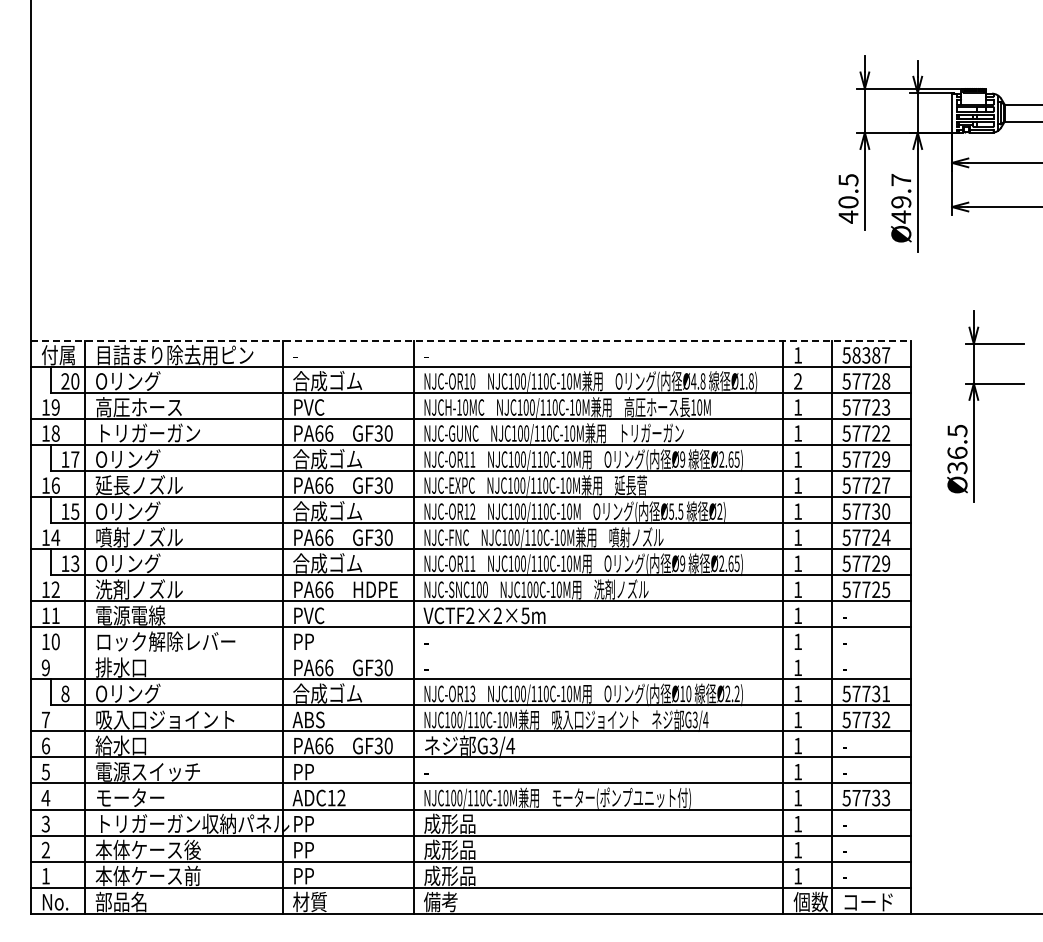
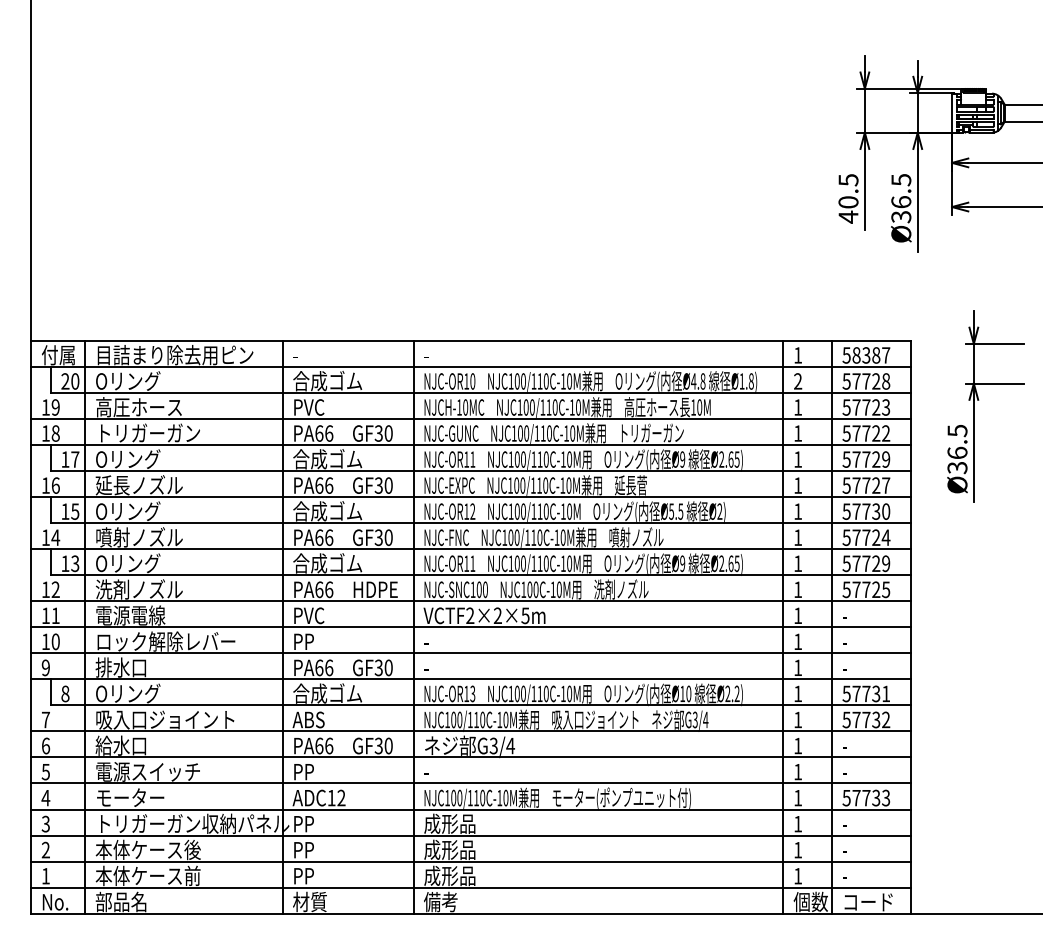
text: Ø49.7 -> Ø36.5 (901, 198)
line: dashed -> solid (470, 340)
line: none -> present (470, 653)
